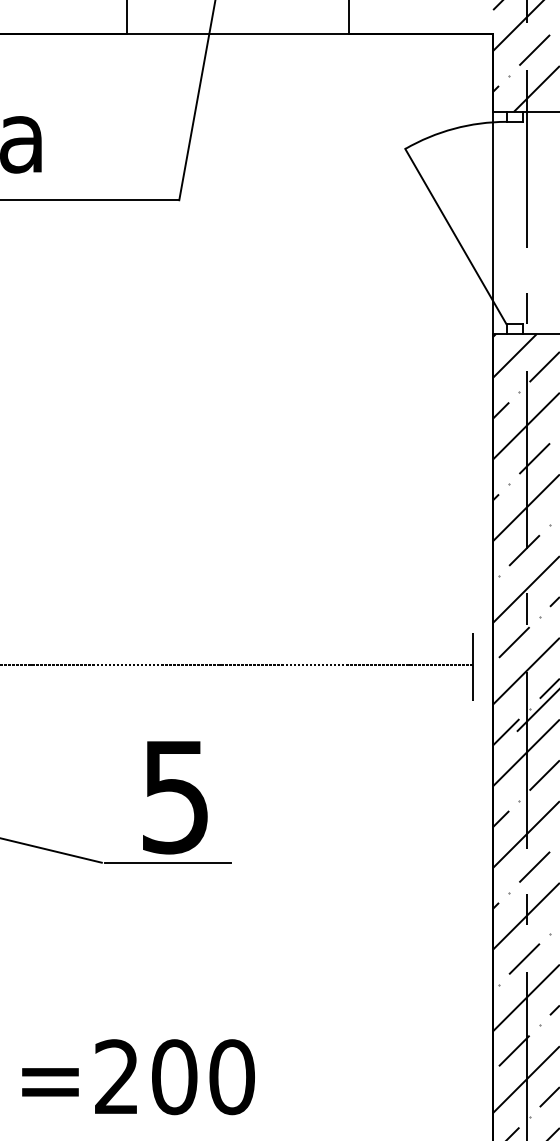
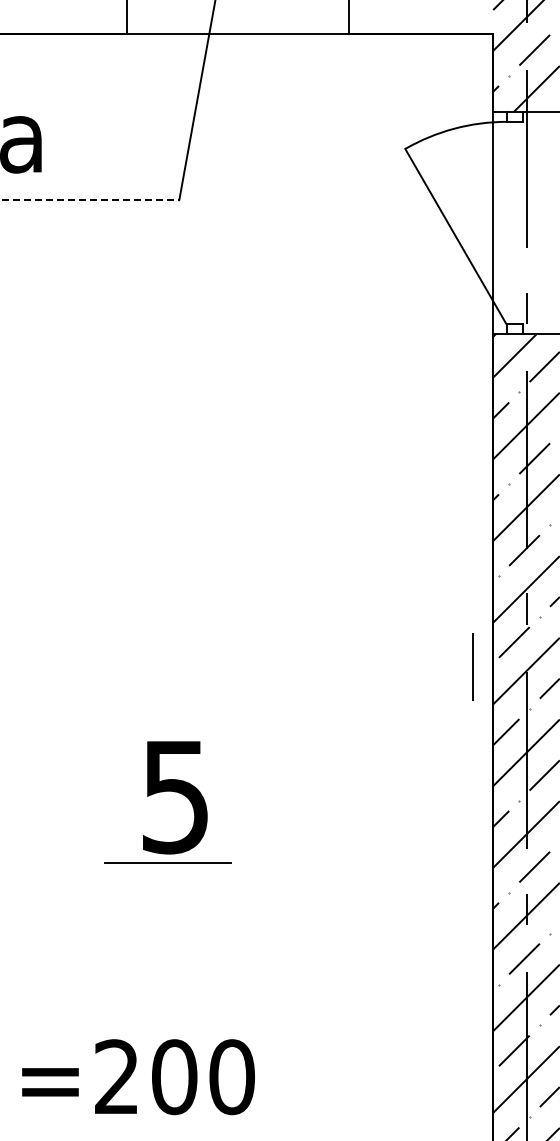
line: solid -> dashed (90, 200)
line: present -> none (237, 665)
line: present -> none (536, 710)
line: present -> none (51, 850)
